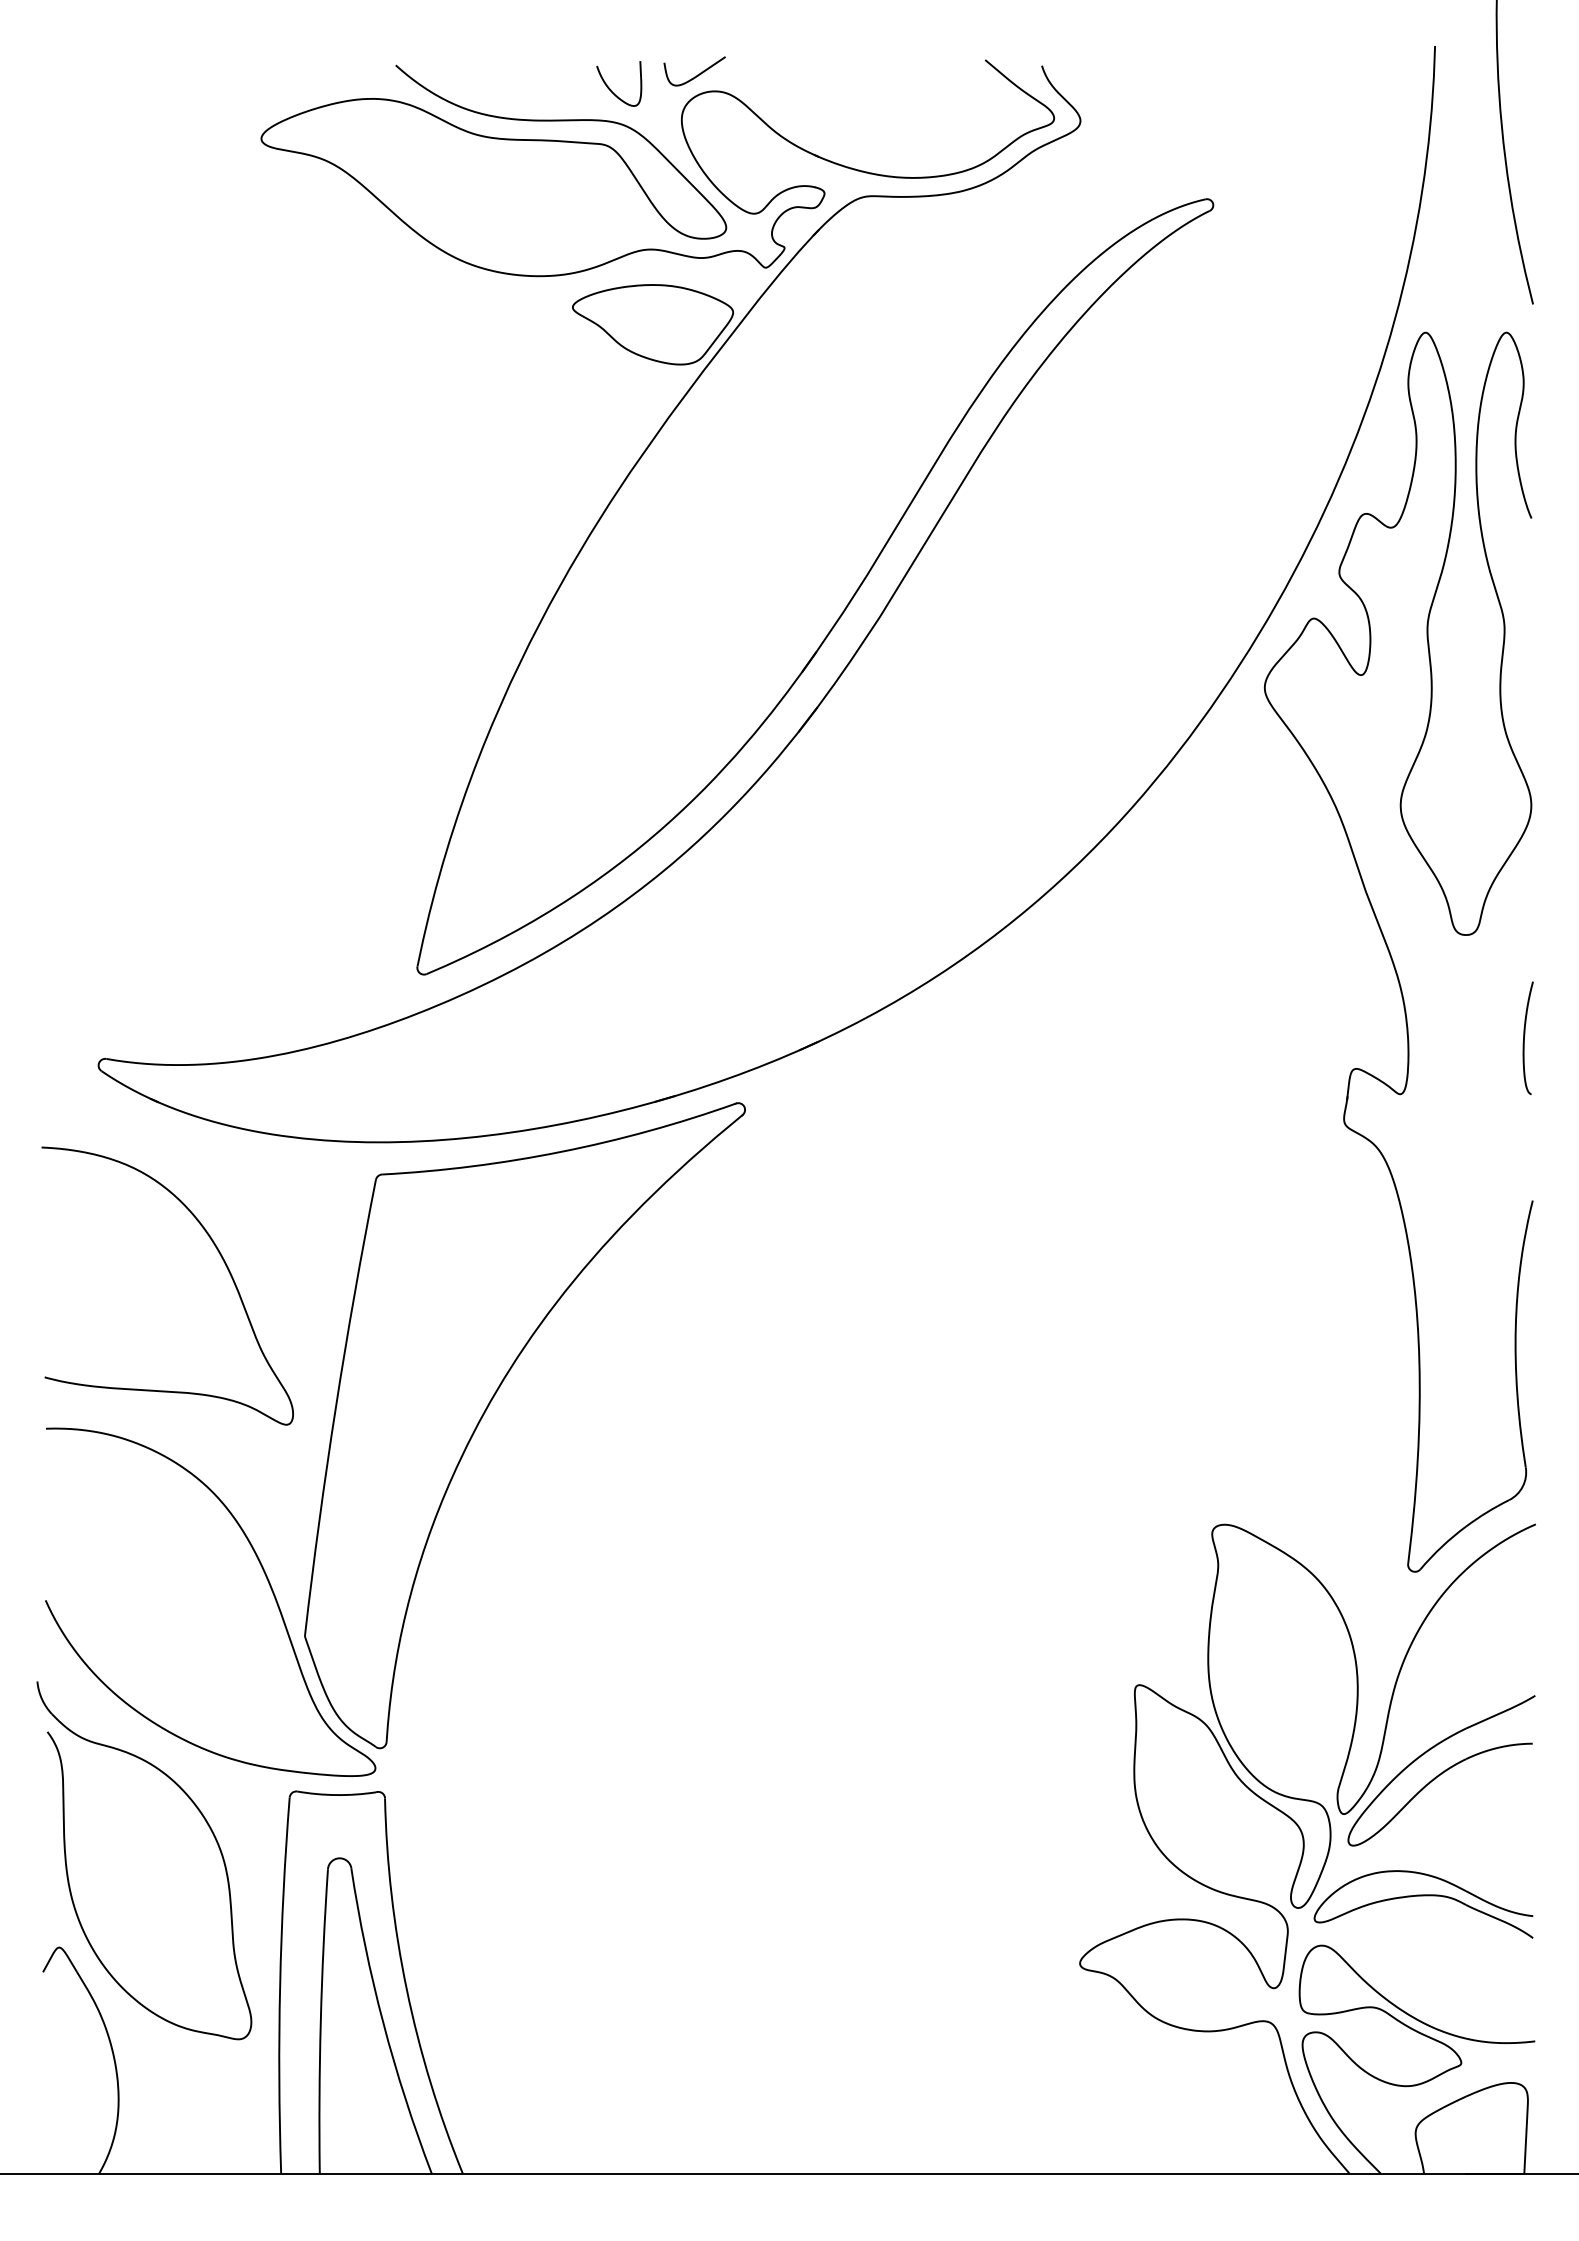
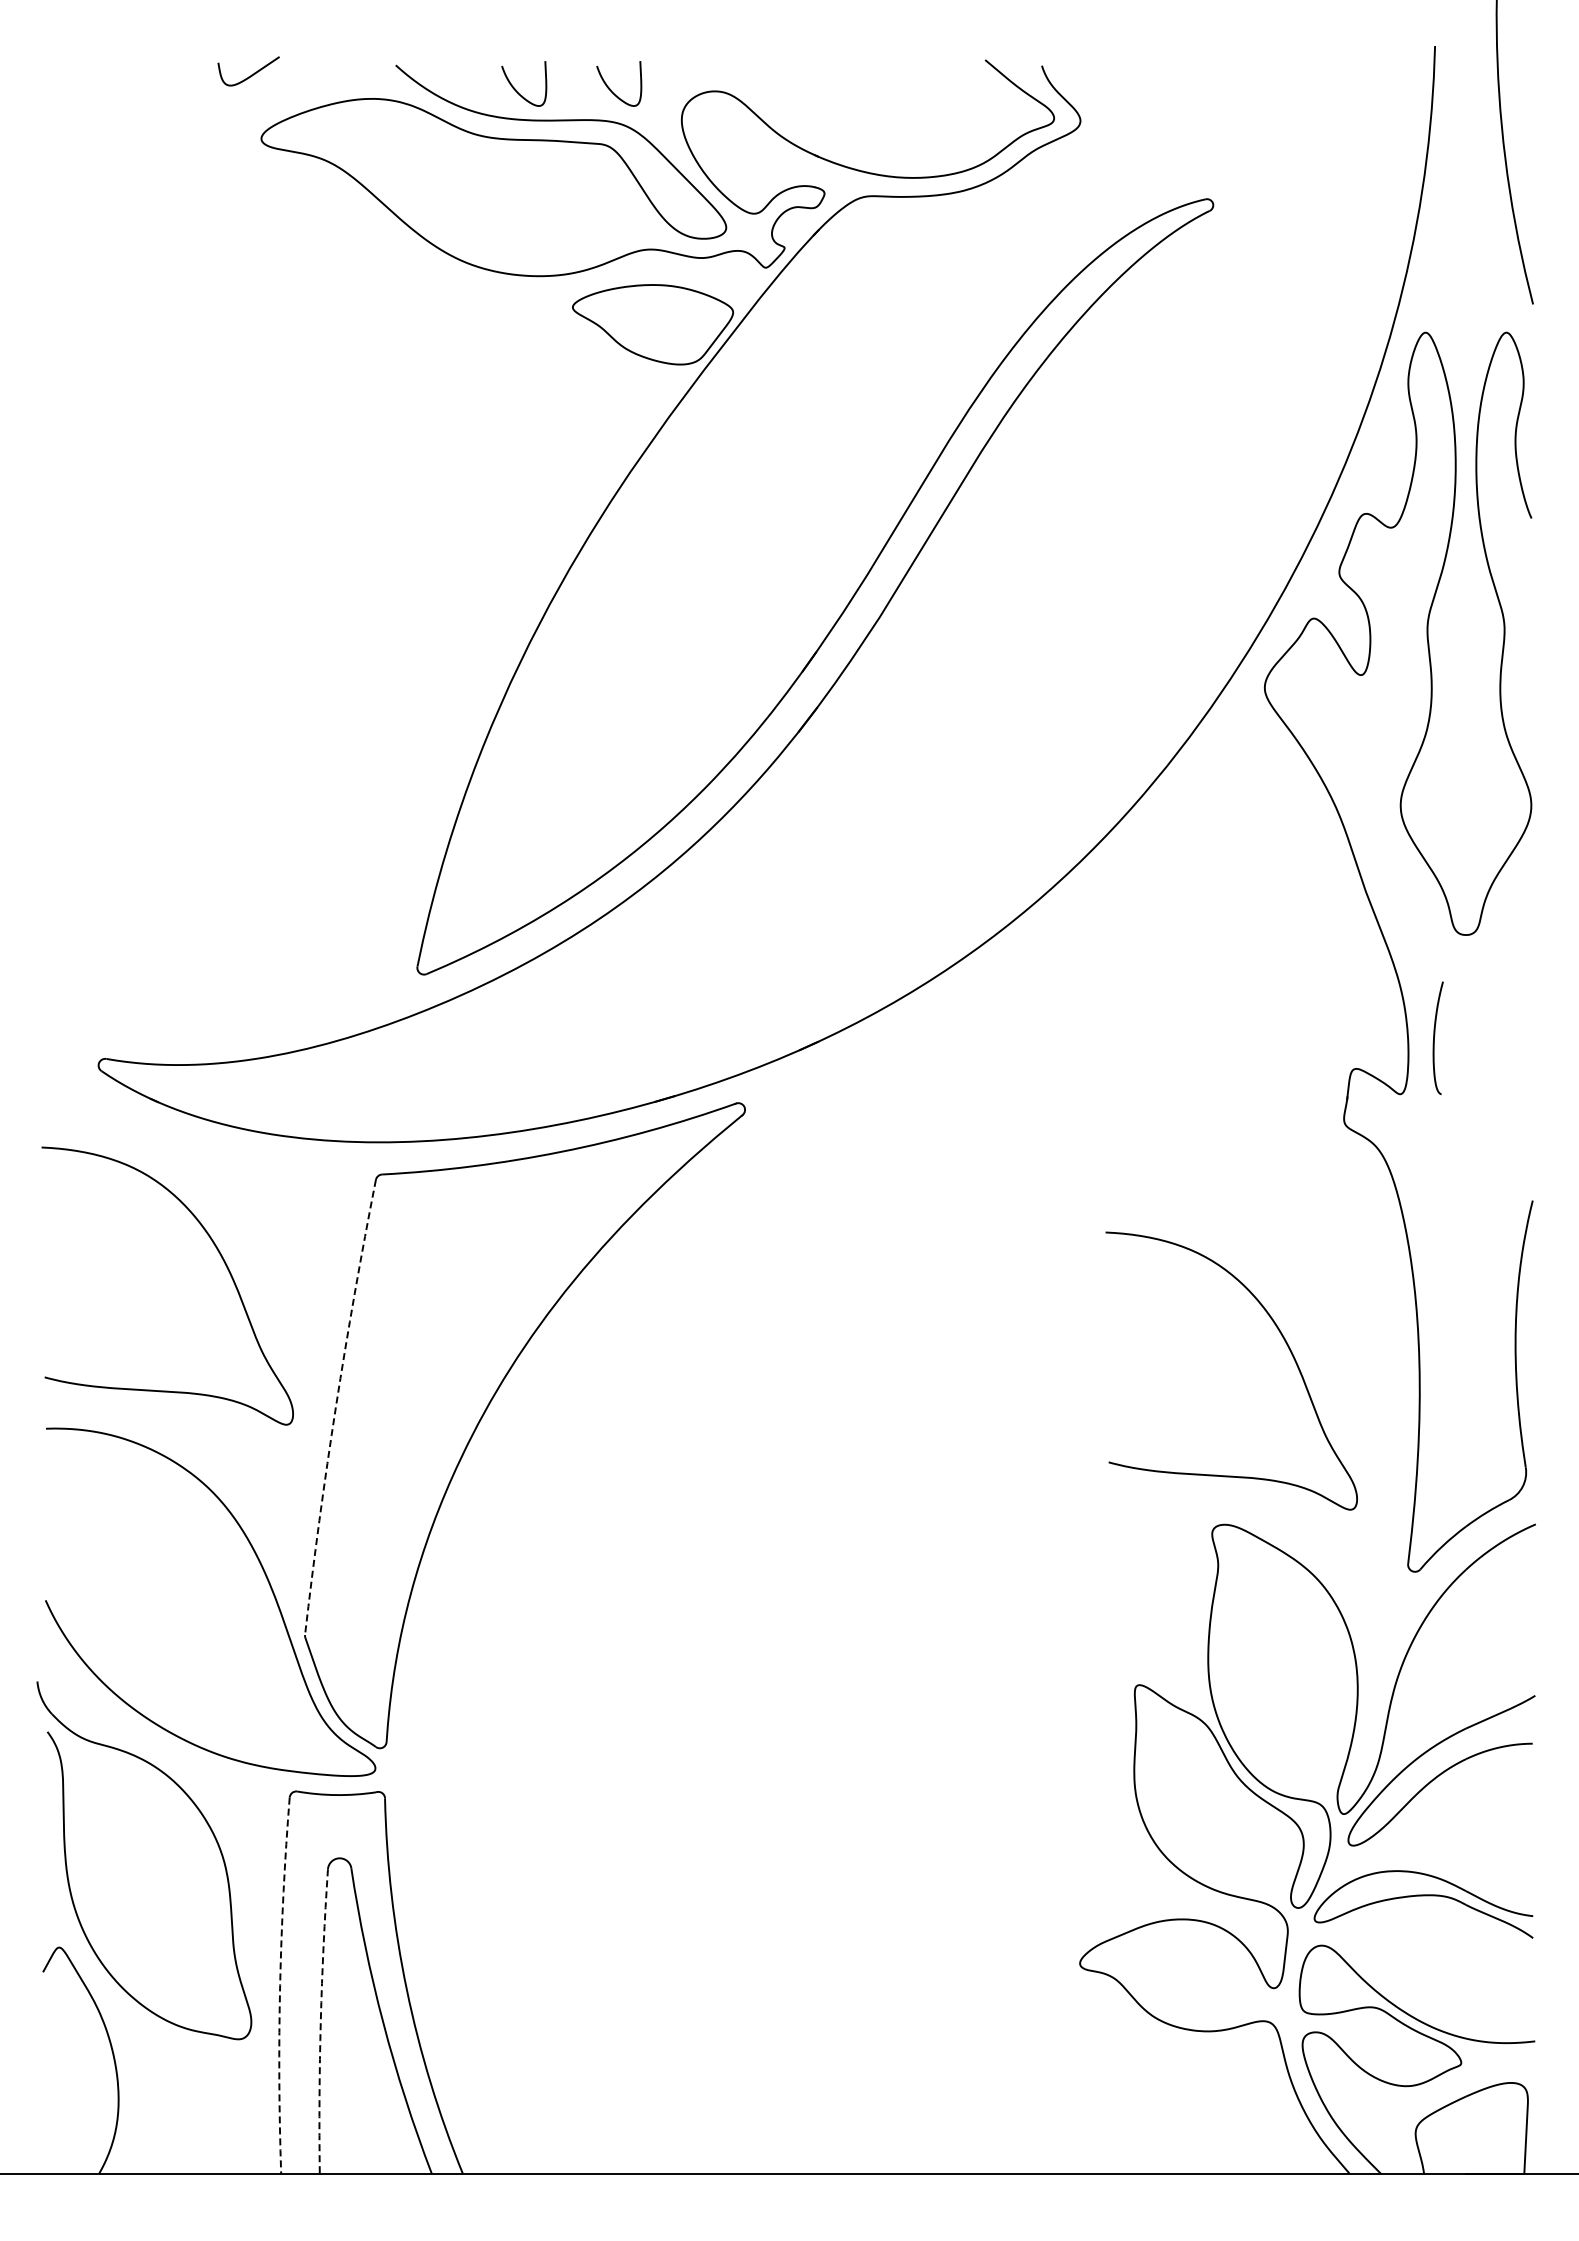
curve position: (697, 74) -> (251, 74) (251, 74)
curve: none -> present (516, 89)
curve position: (1525, 1035) -> (1435, 1035) (1435, 1035)
curve: none -> present (1285, 1343)
arc: solid -> dashed (335, 1406)
arc: solid -> dashed (280, 1985)
arc: solid -> dashed (320, 2021)
